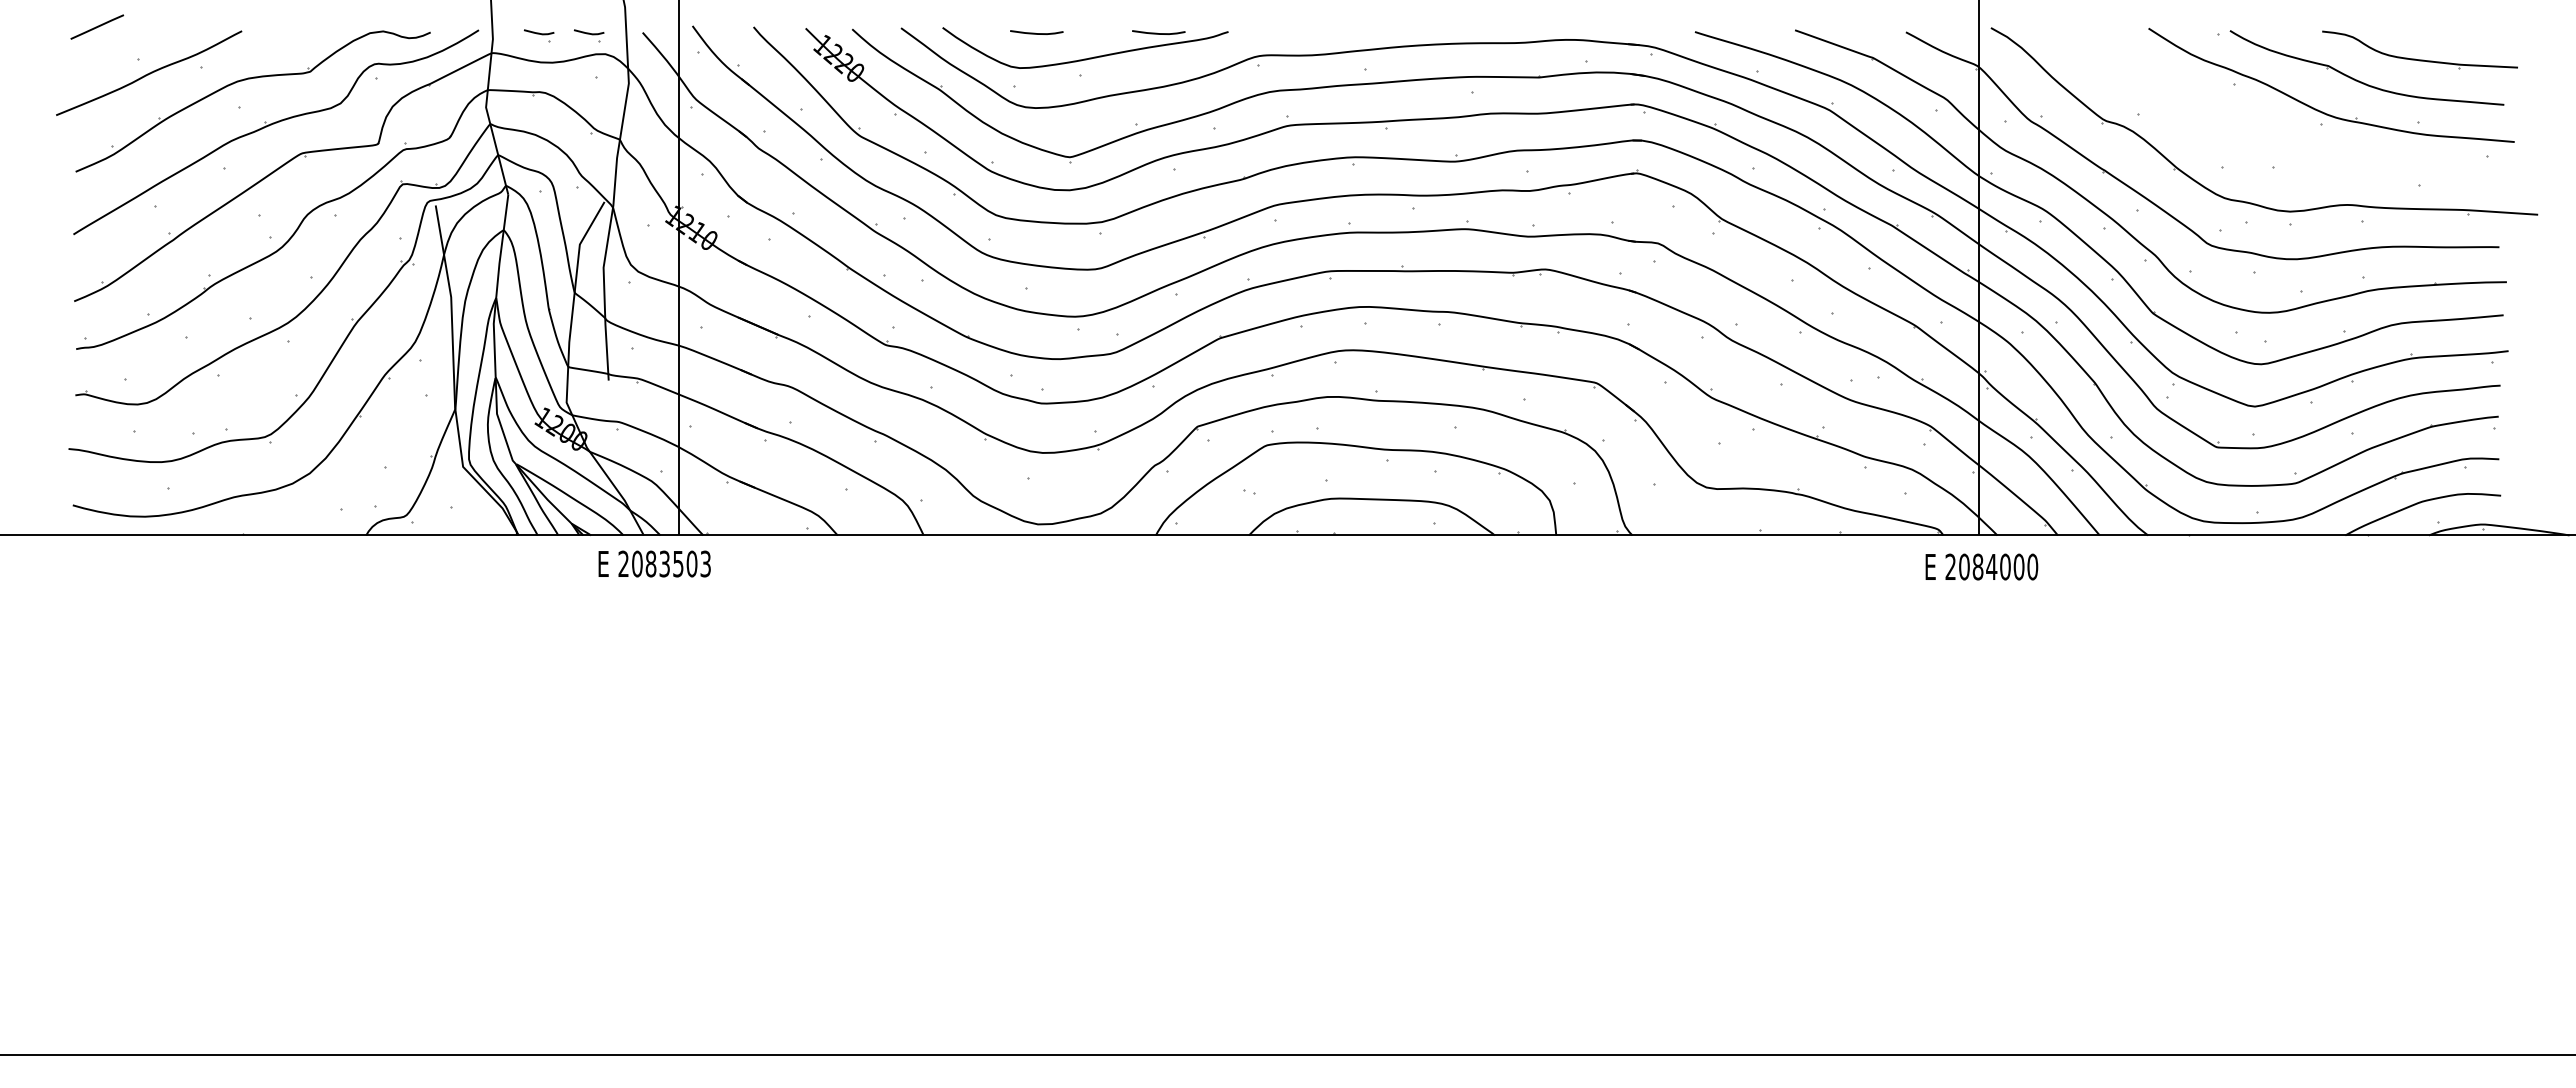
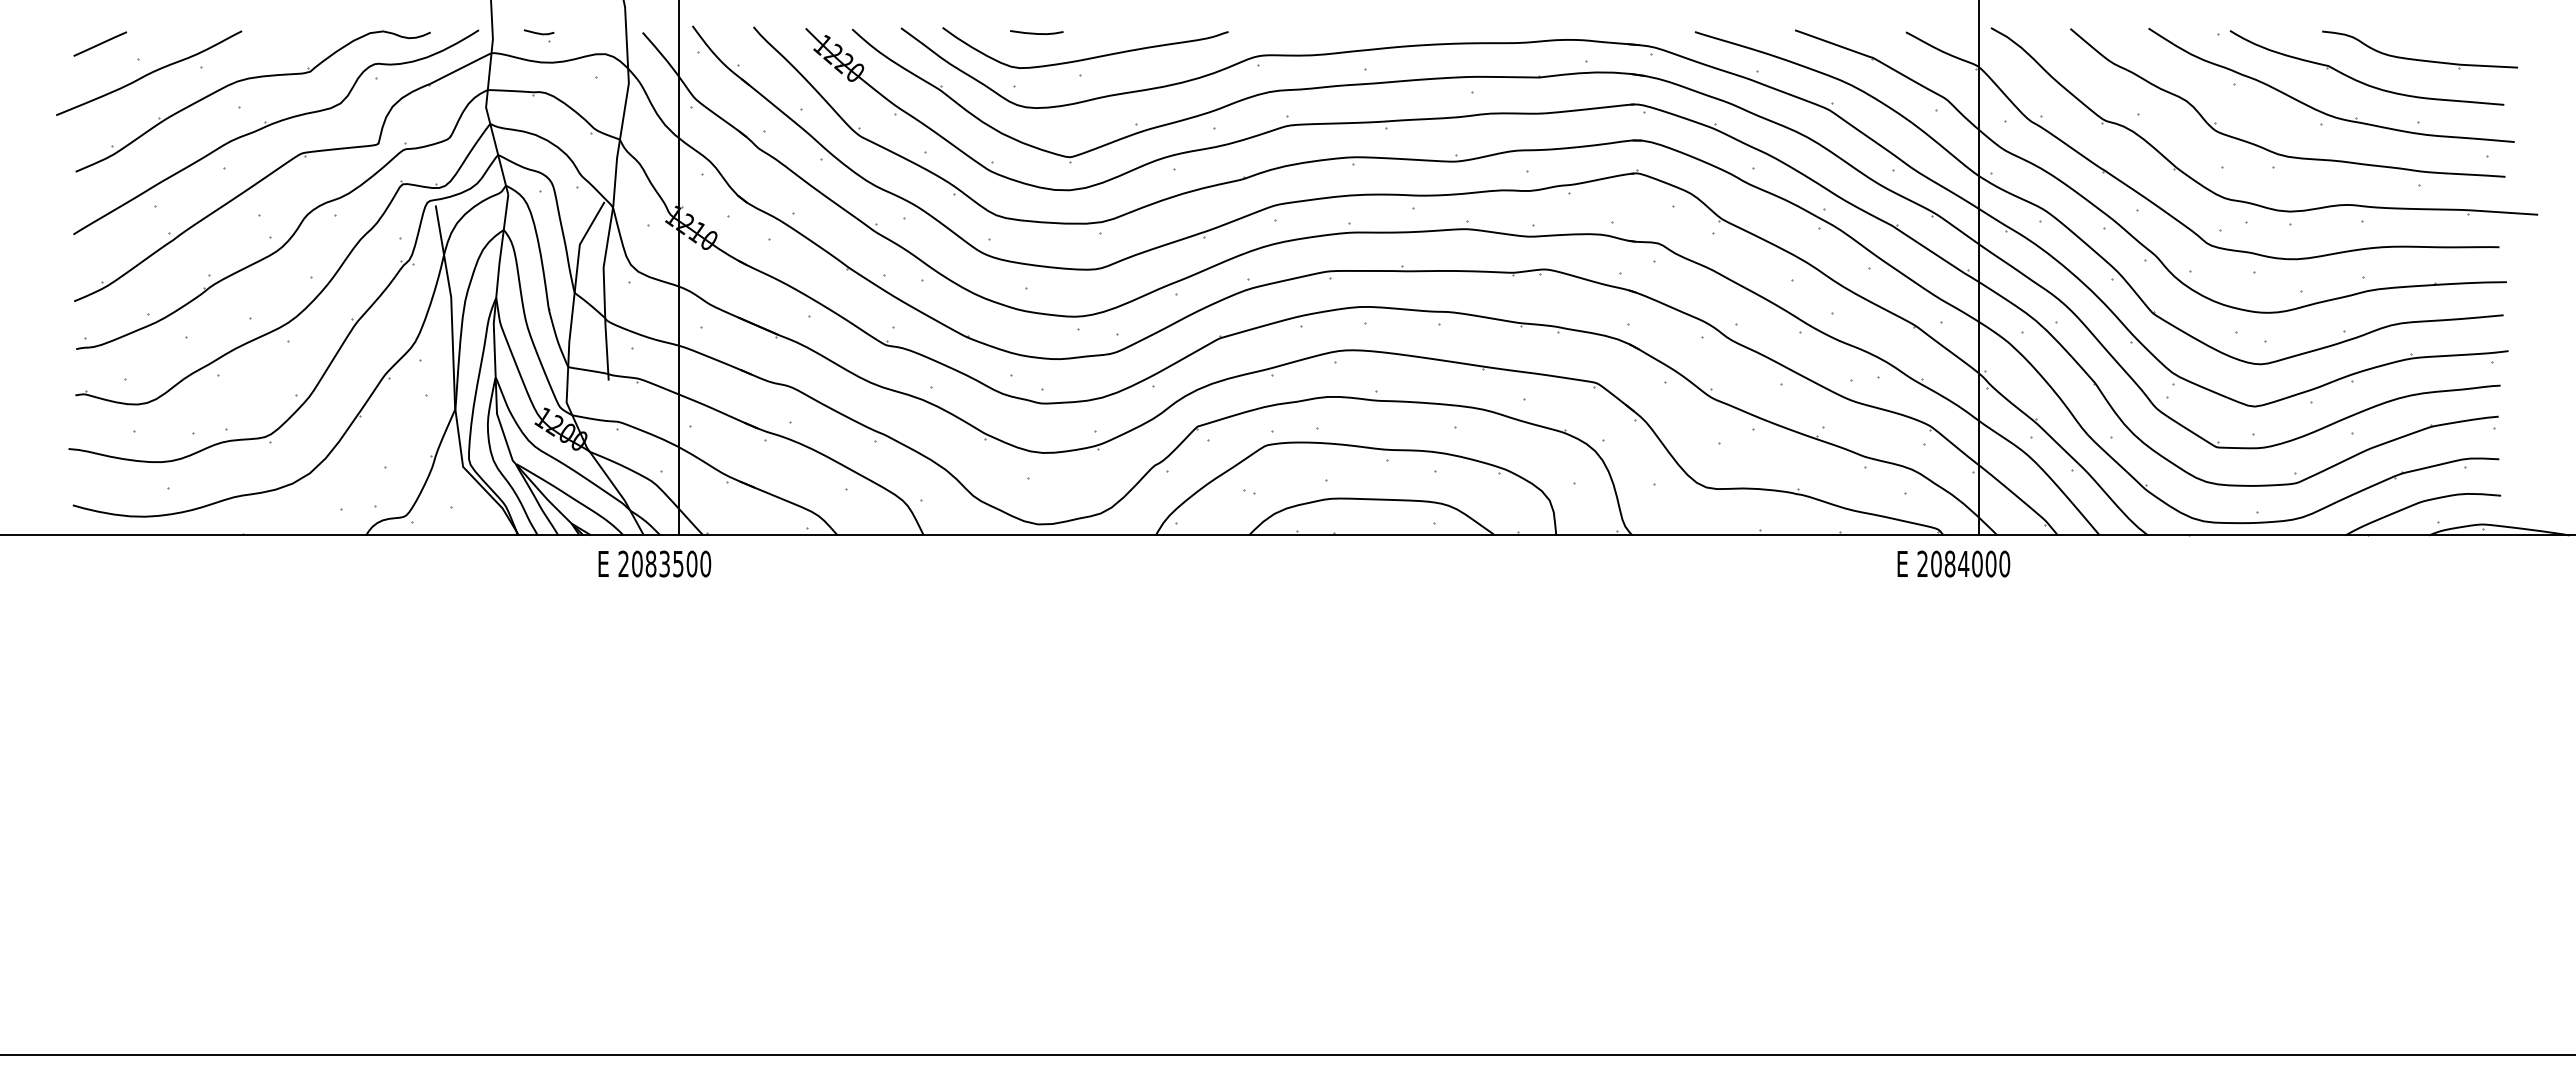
line position: (97, 26) -> (100, 43) (100, 43)
curve: present -> none (1157, 32)
part: present -> none (589, 35)
part: none -> present (2269, 149)
text: 2083503 -> 2083500 (705, 563)
text position: (1981, 566) -> (1953, 563) (1953, 563)
